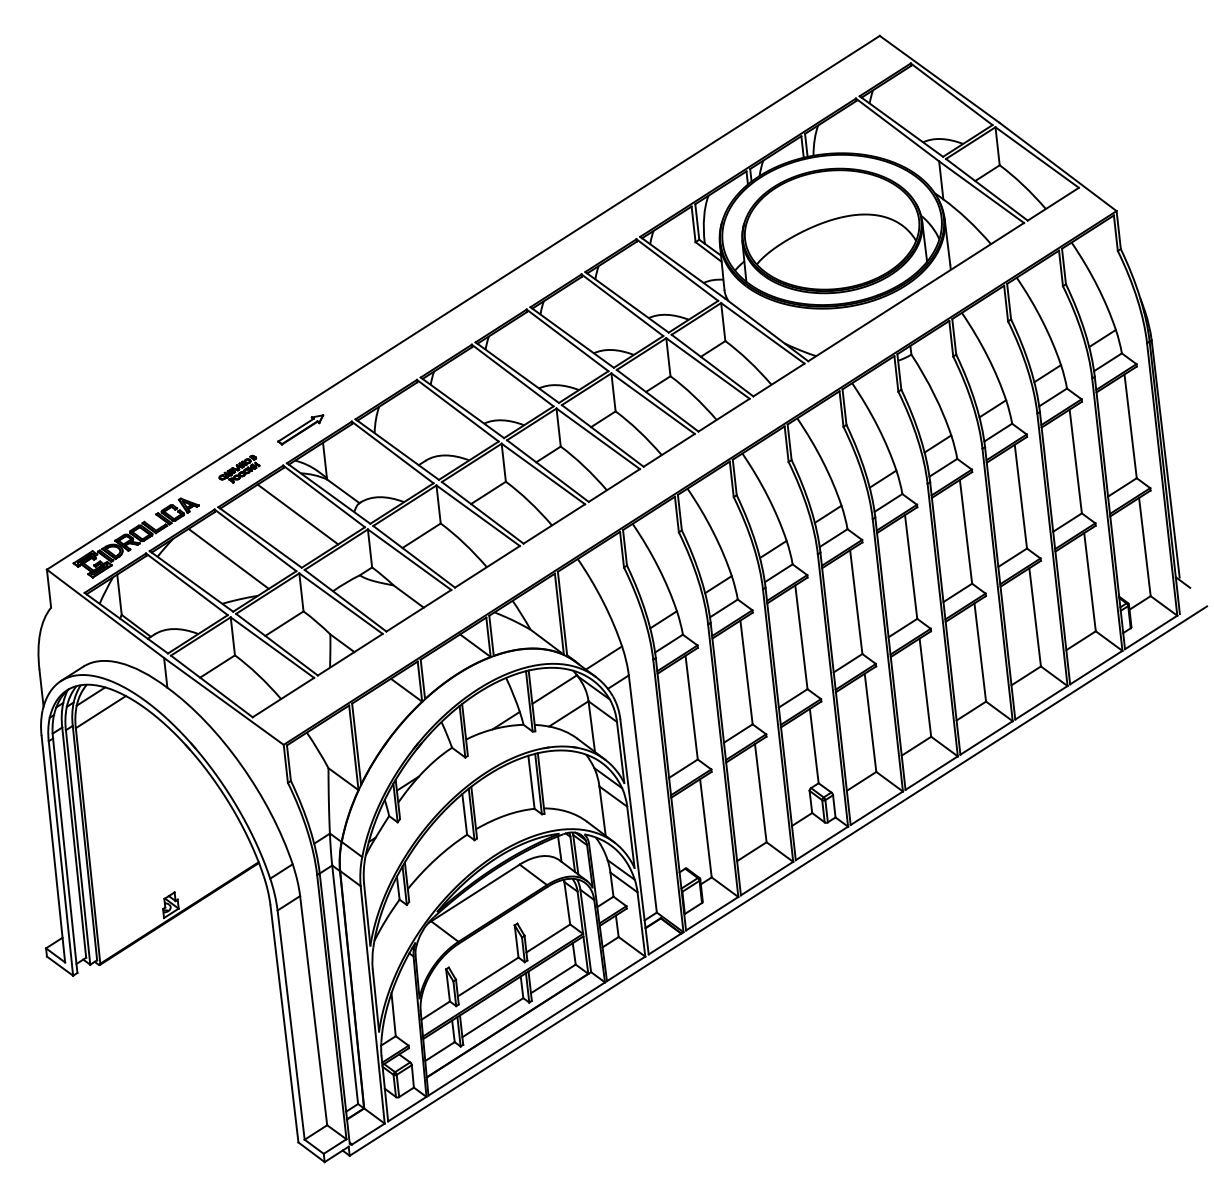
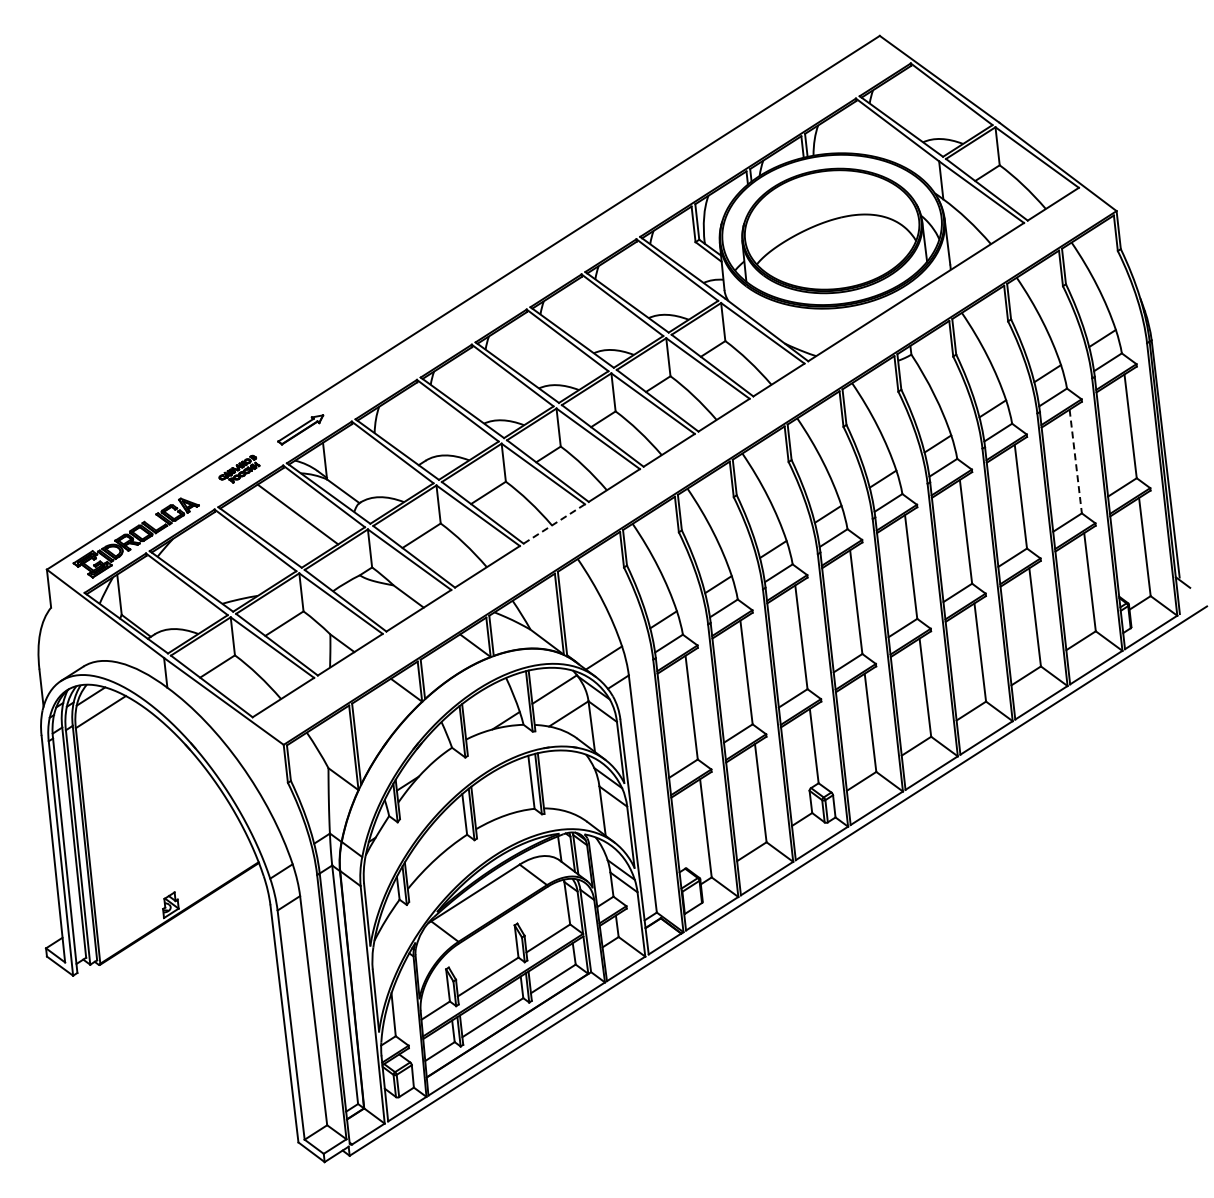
line: solid -> dashed (1075, 462)
line: solid -> dashed (554, 523)
line: present -> none (228, 558)
